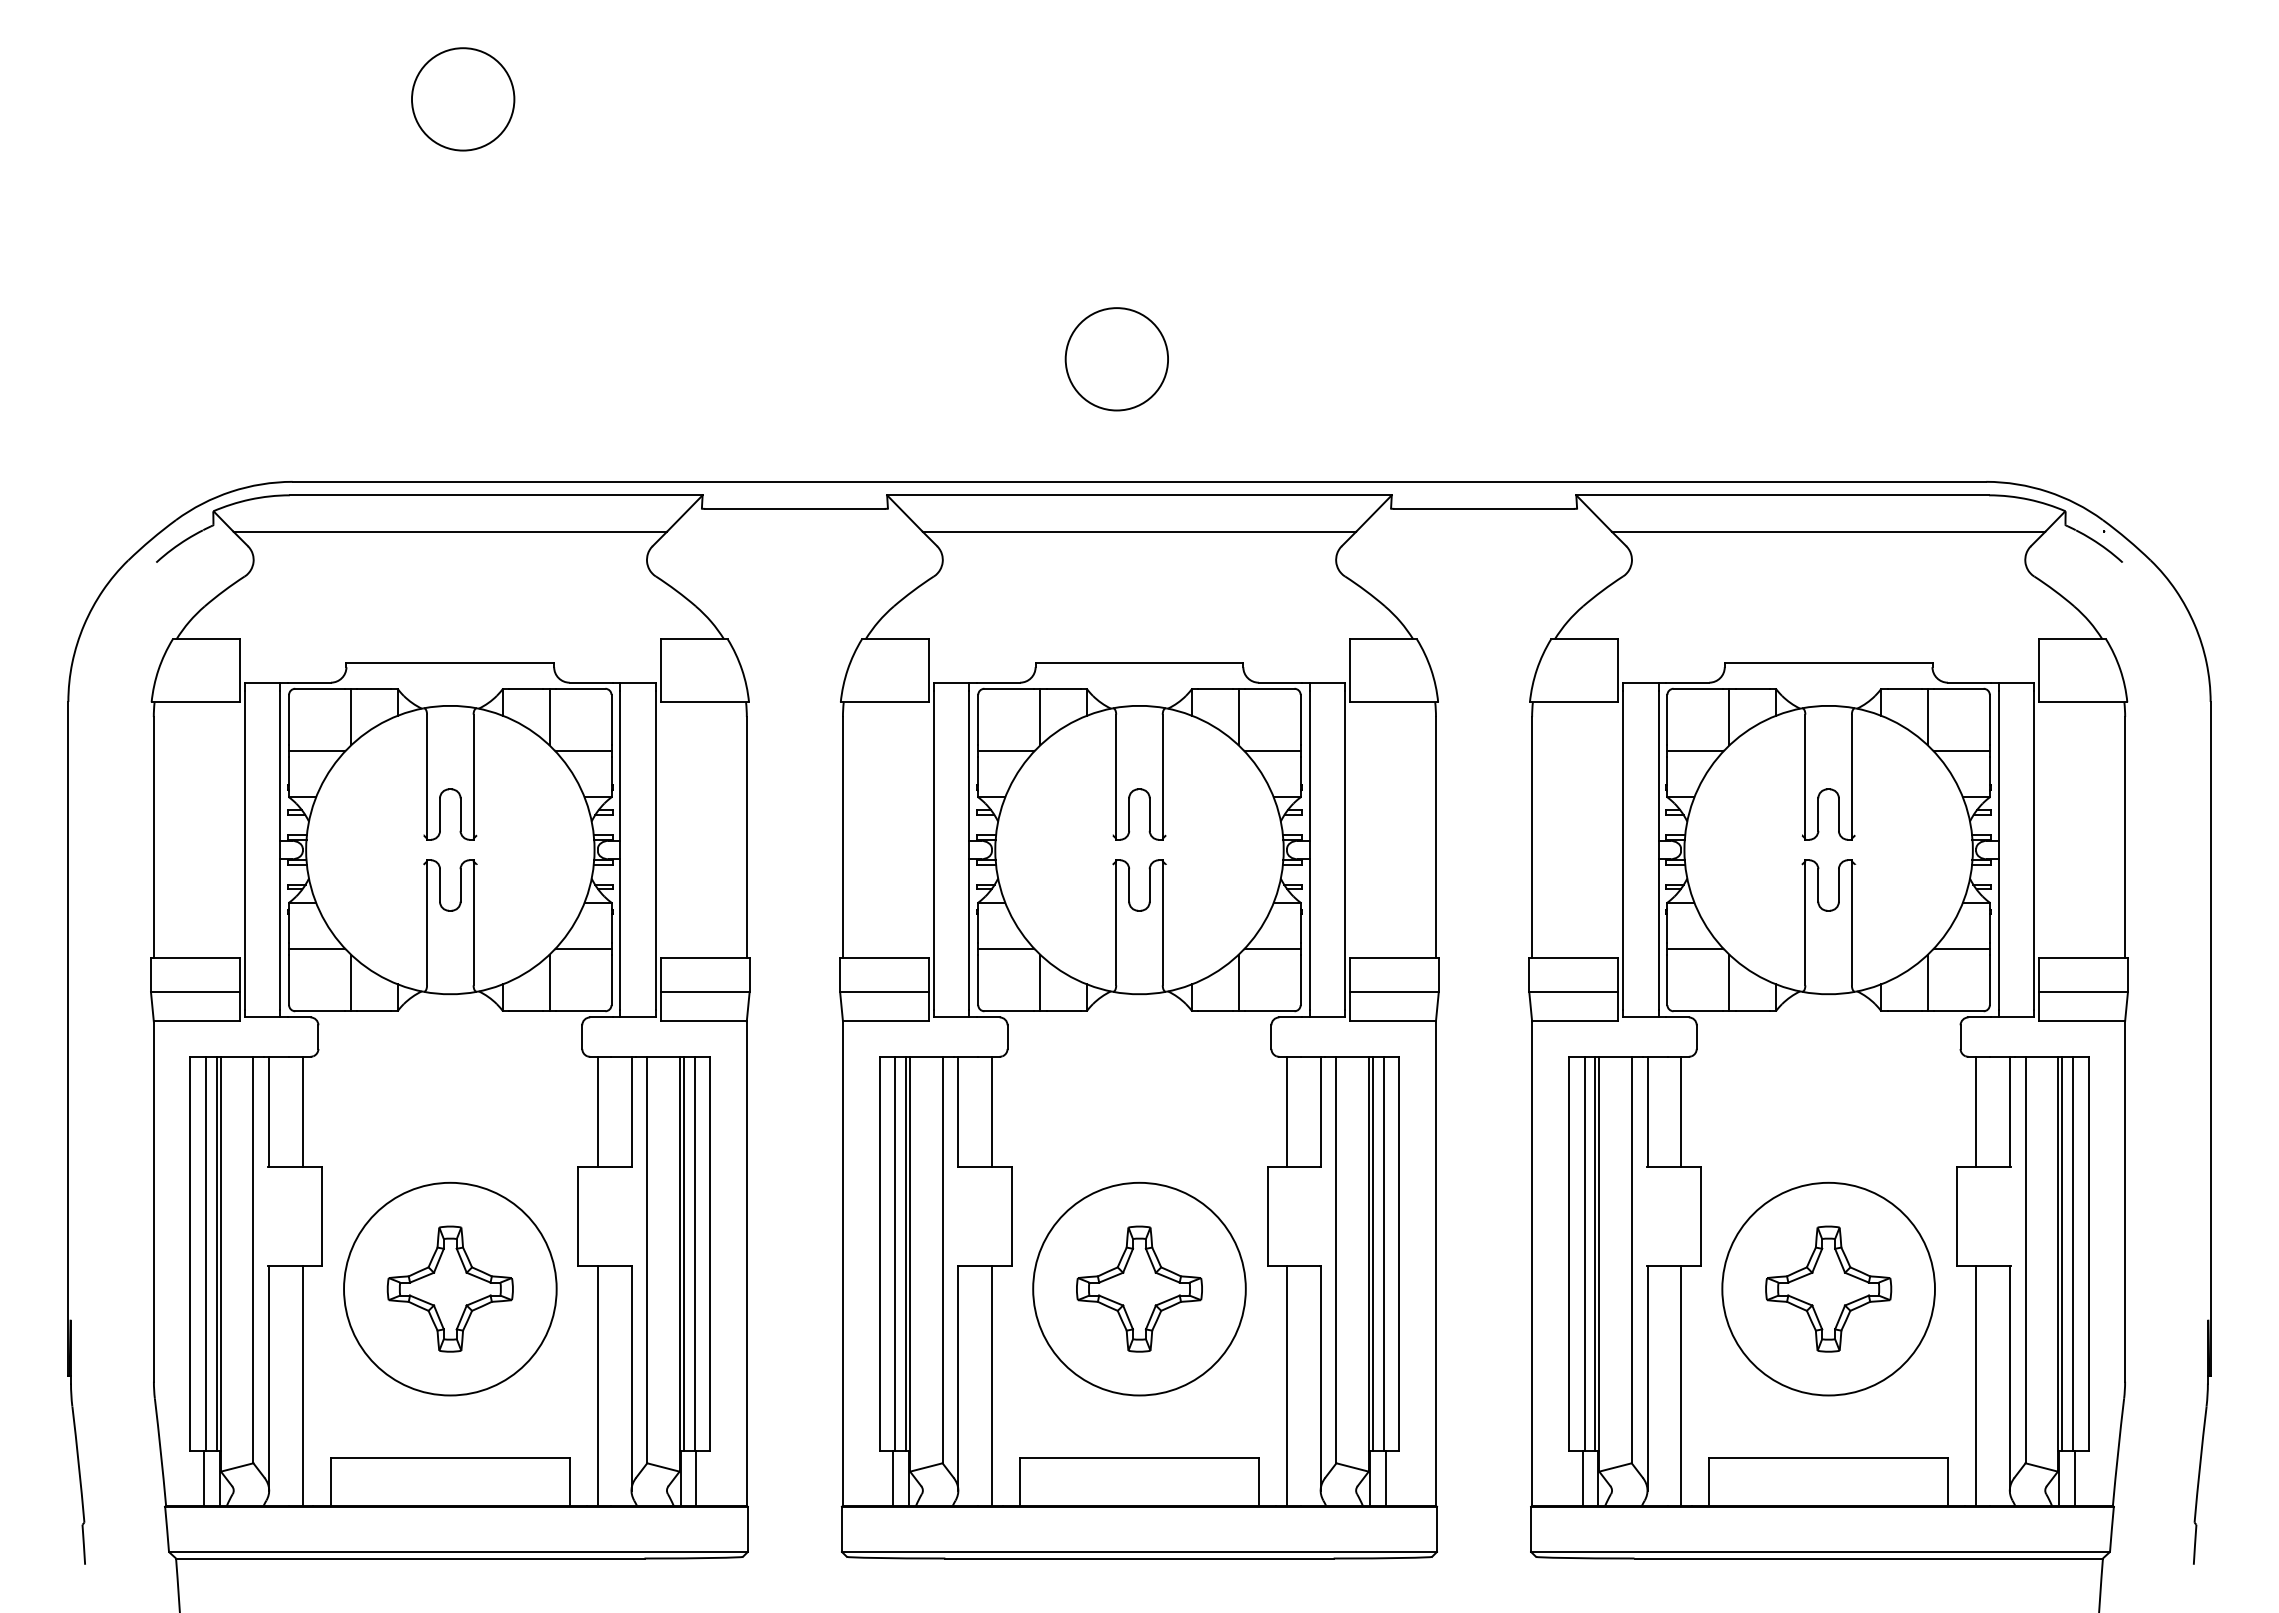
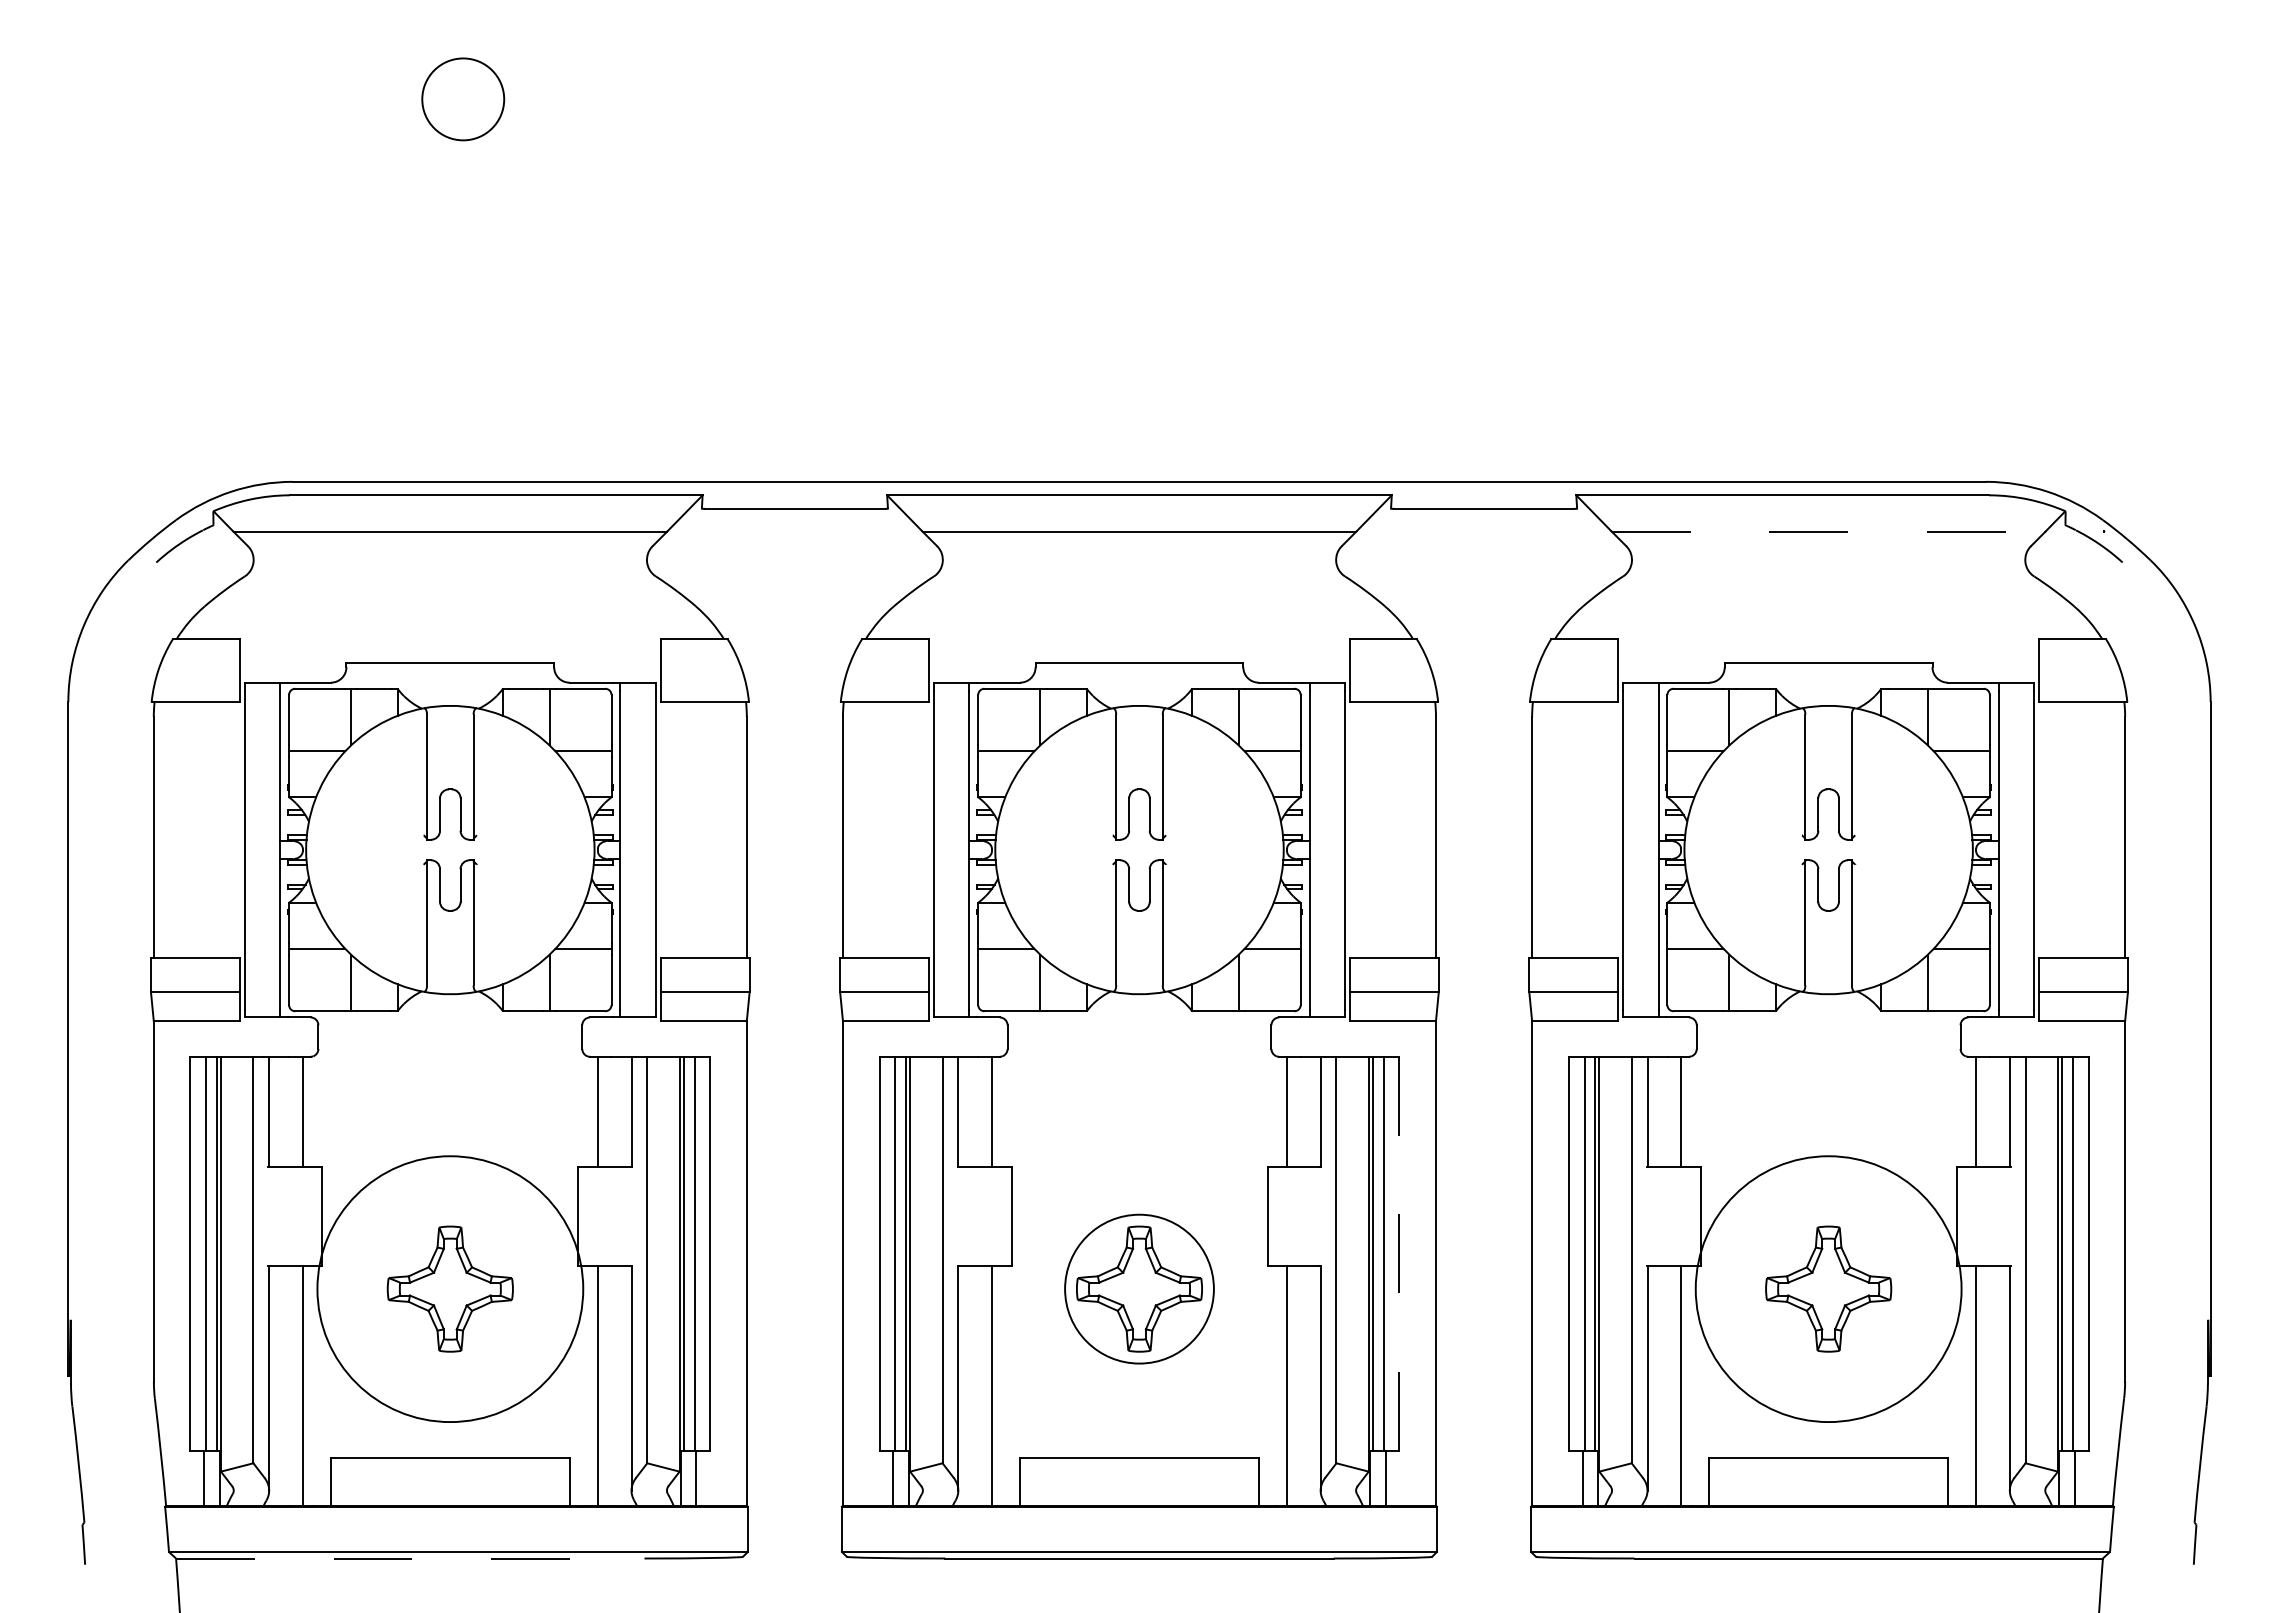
circle size: 105x105 px -> 85x85 px (463, 99)
circle: present -> none (1116, 359)
line: solid -> dashed (1828, 531)
line: solid -> dashed (1399, 1253)
circle diameter: 213 px -> 266 px (450, 1289)
circle diameter: 213 px -> 149 px (1139, 1288)
circle diameter: 213 px -> 266 px (1828, 1289)
line: solid -> dashed (410, 1558)
